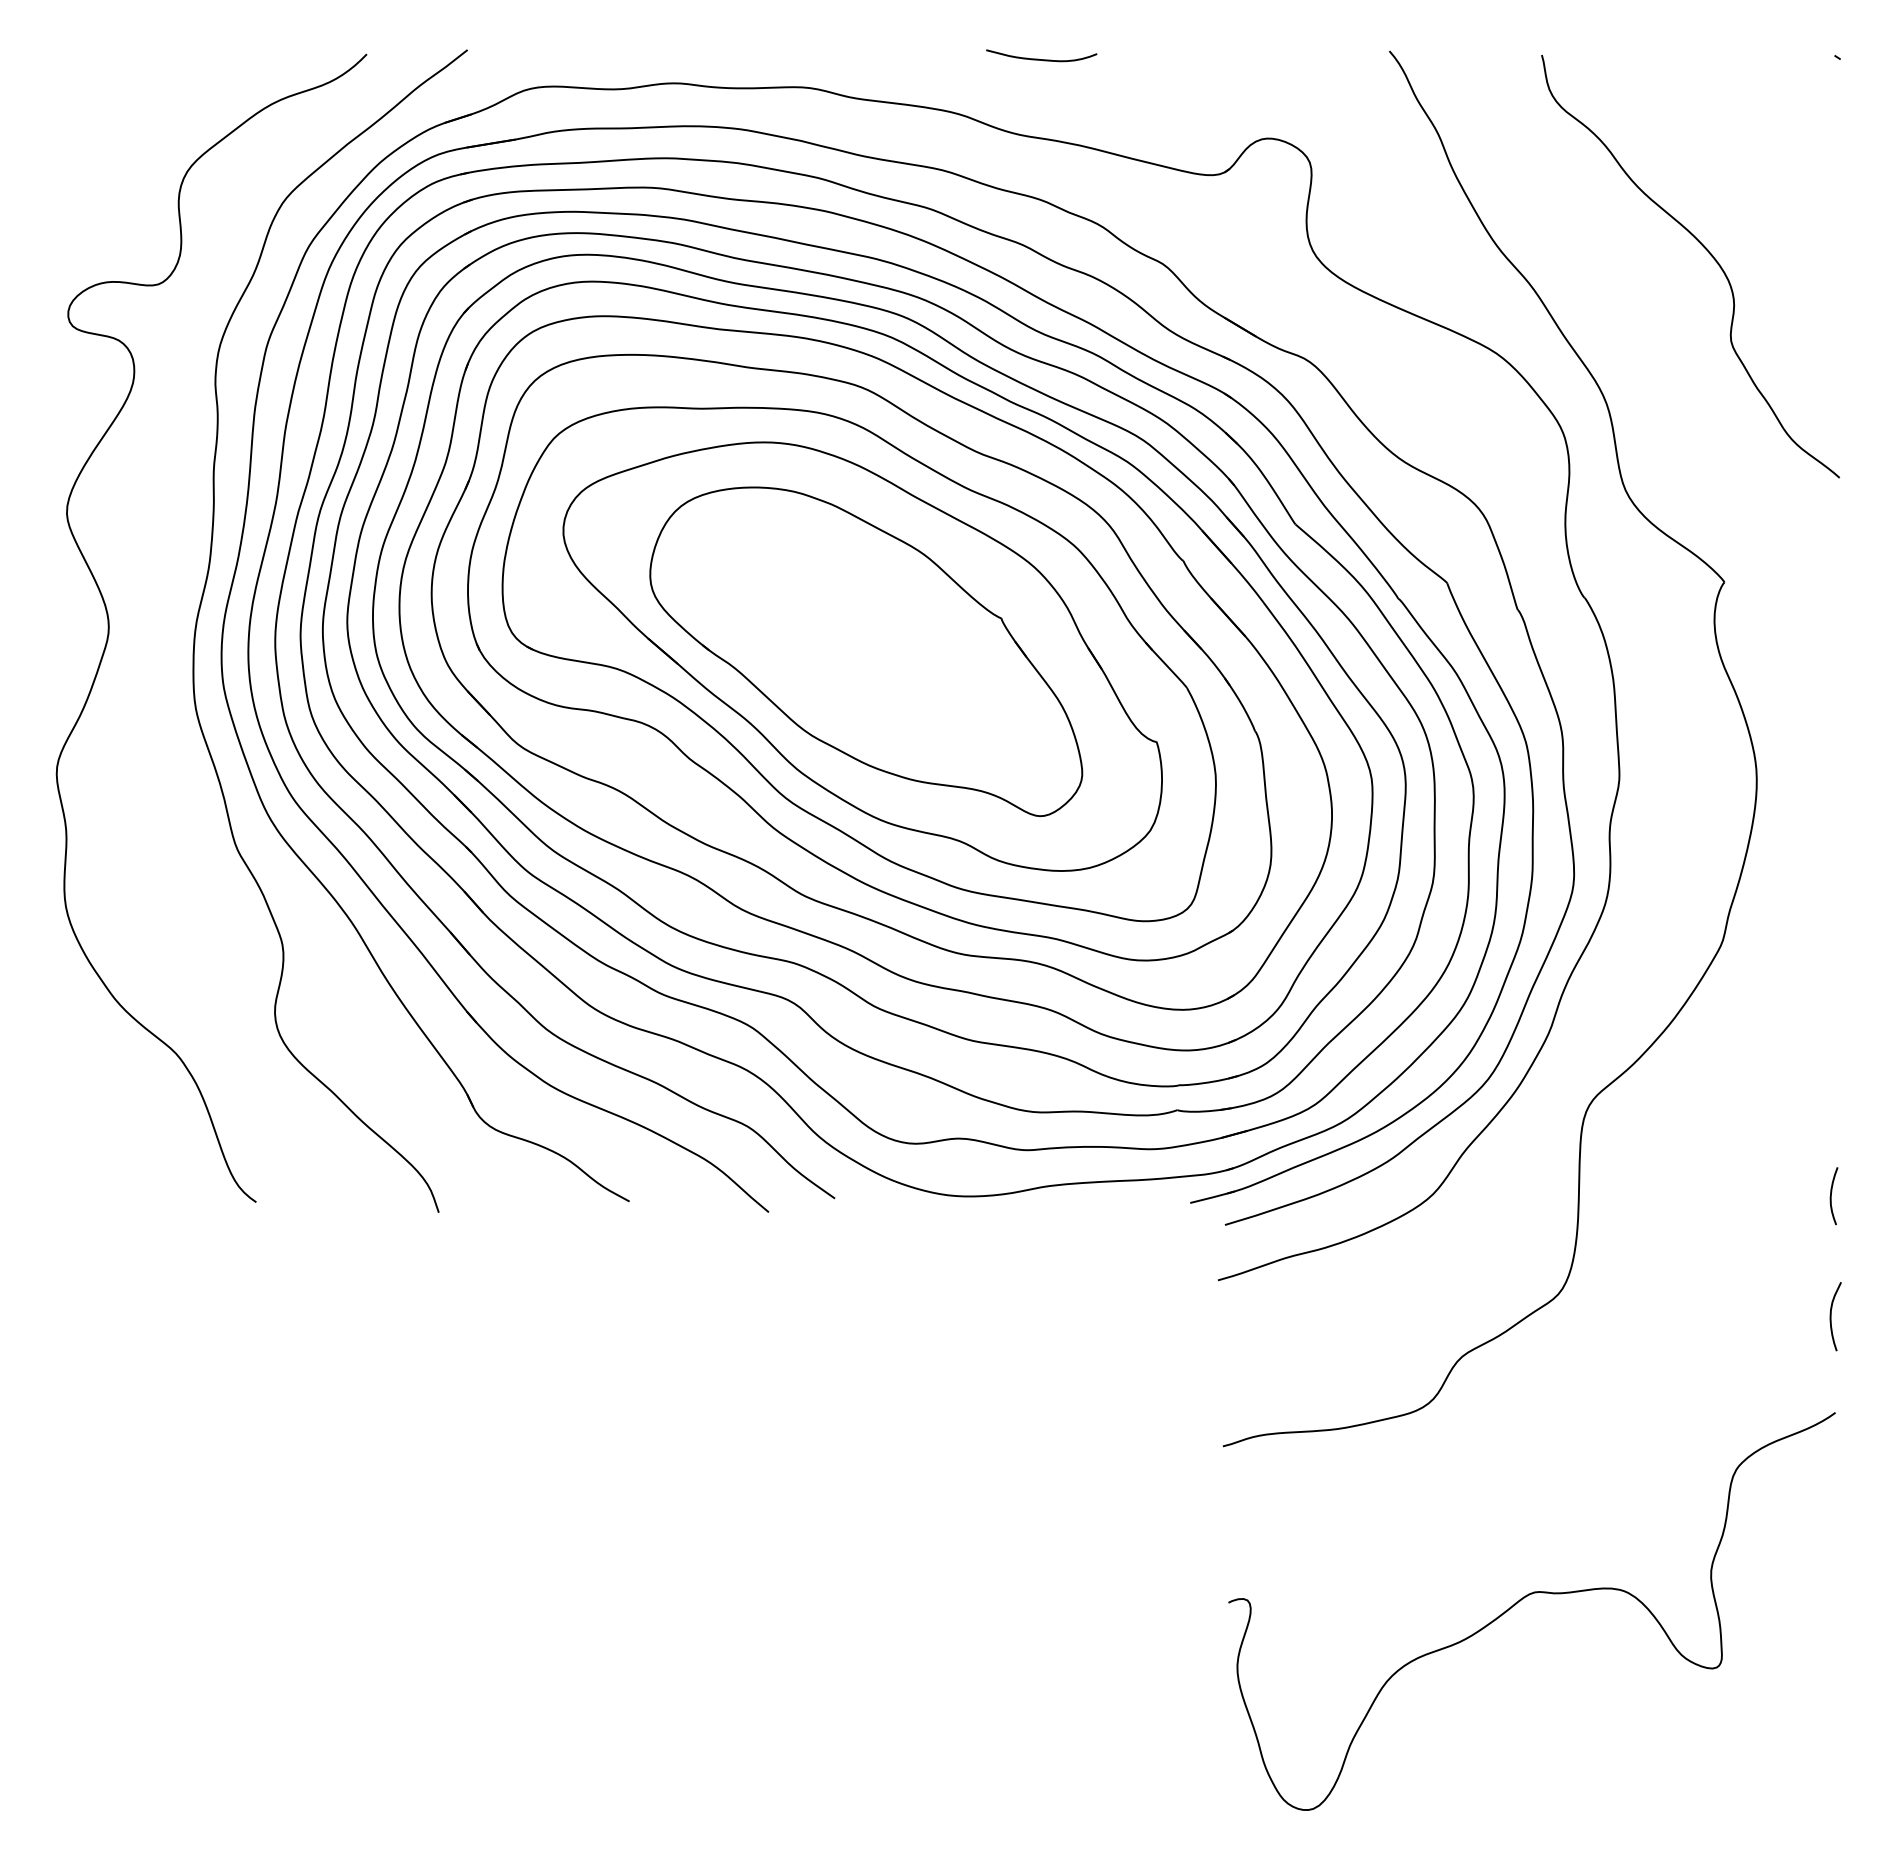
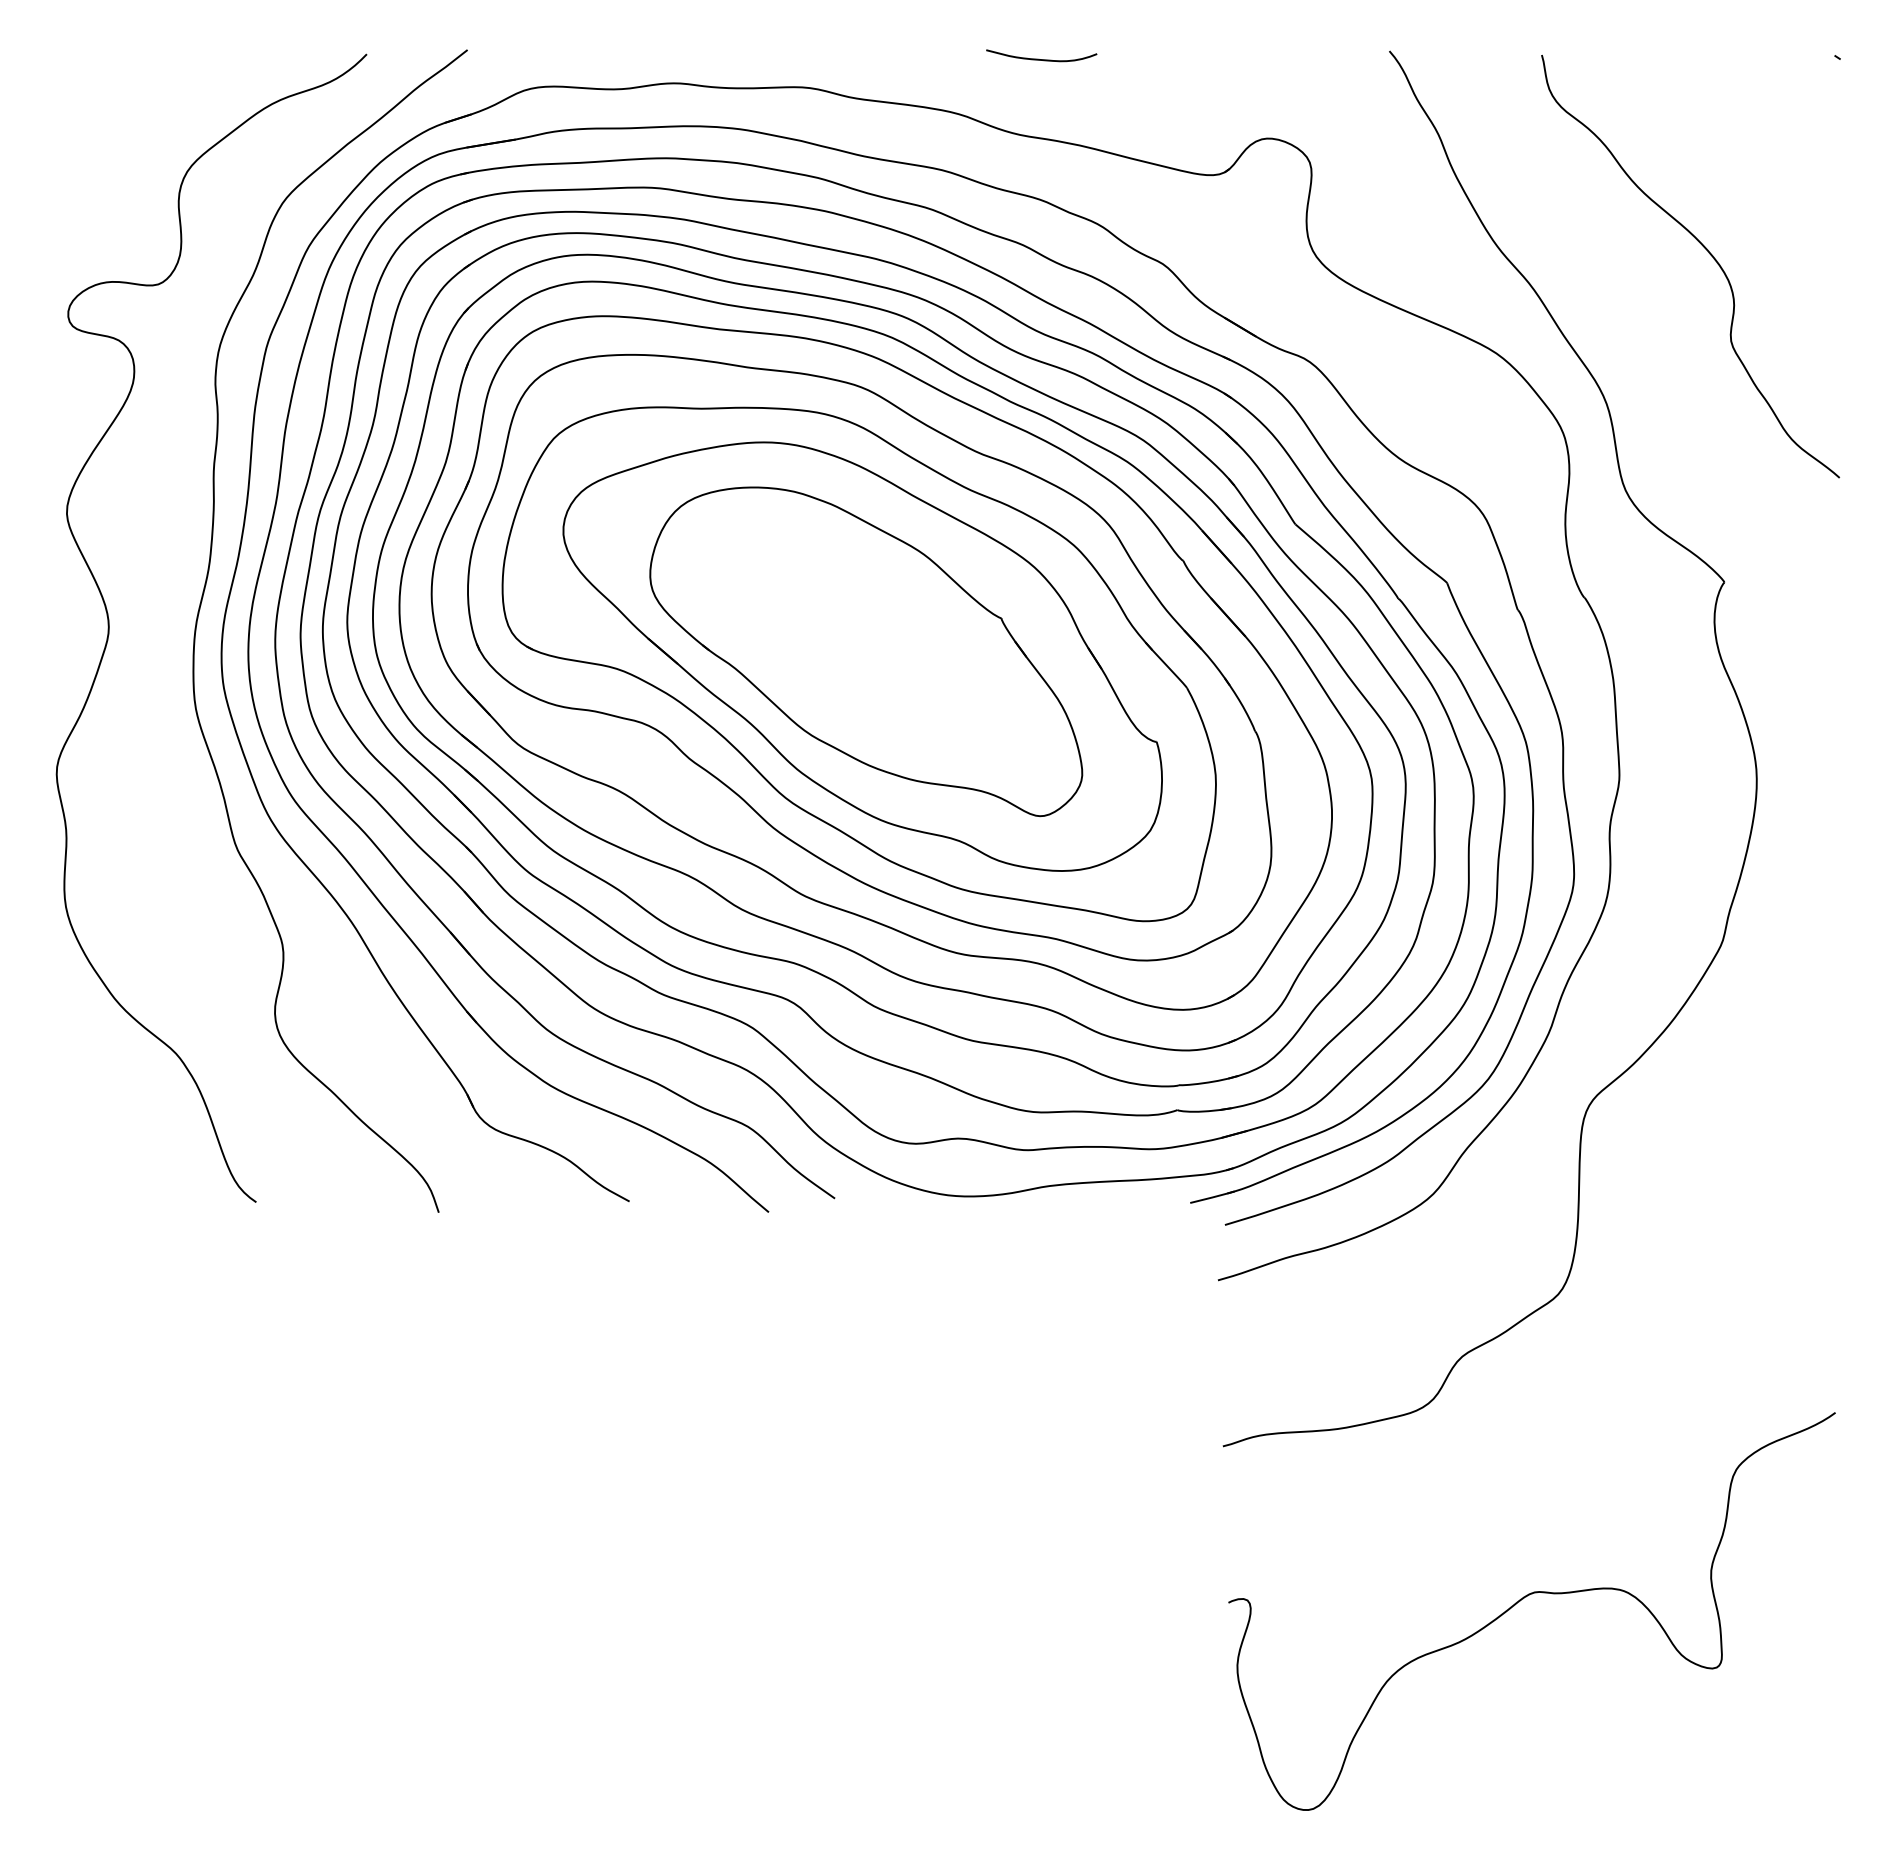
curve: present -> none (1831, 1196)
curve: present -> none (1831, 1316)
